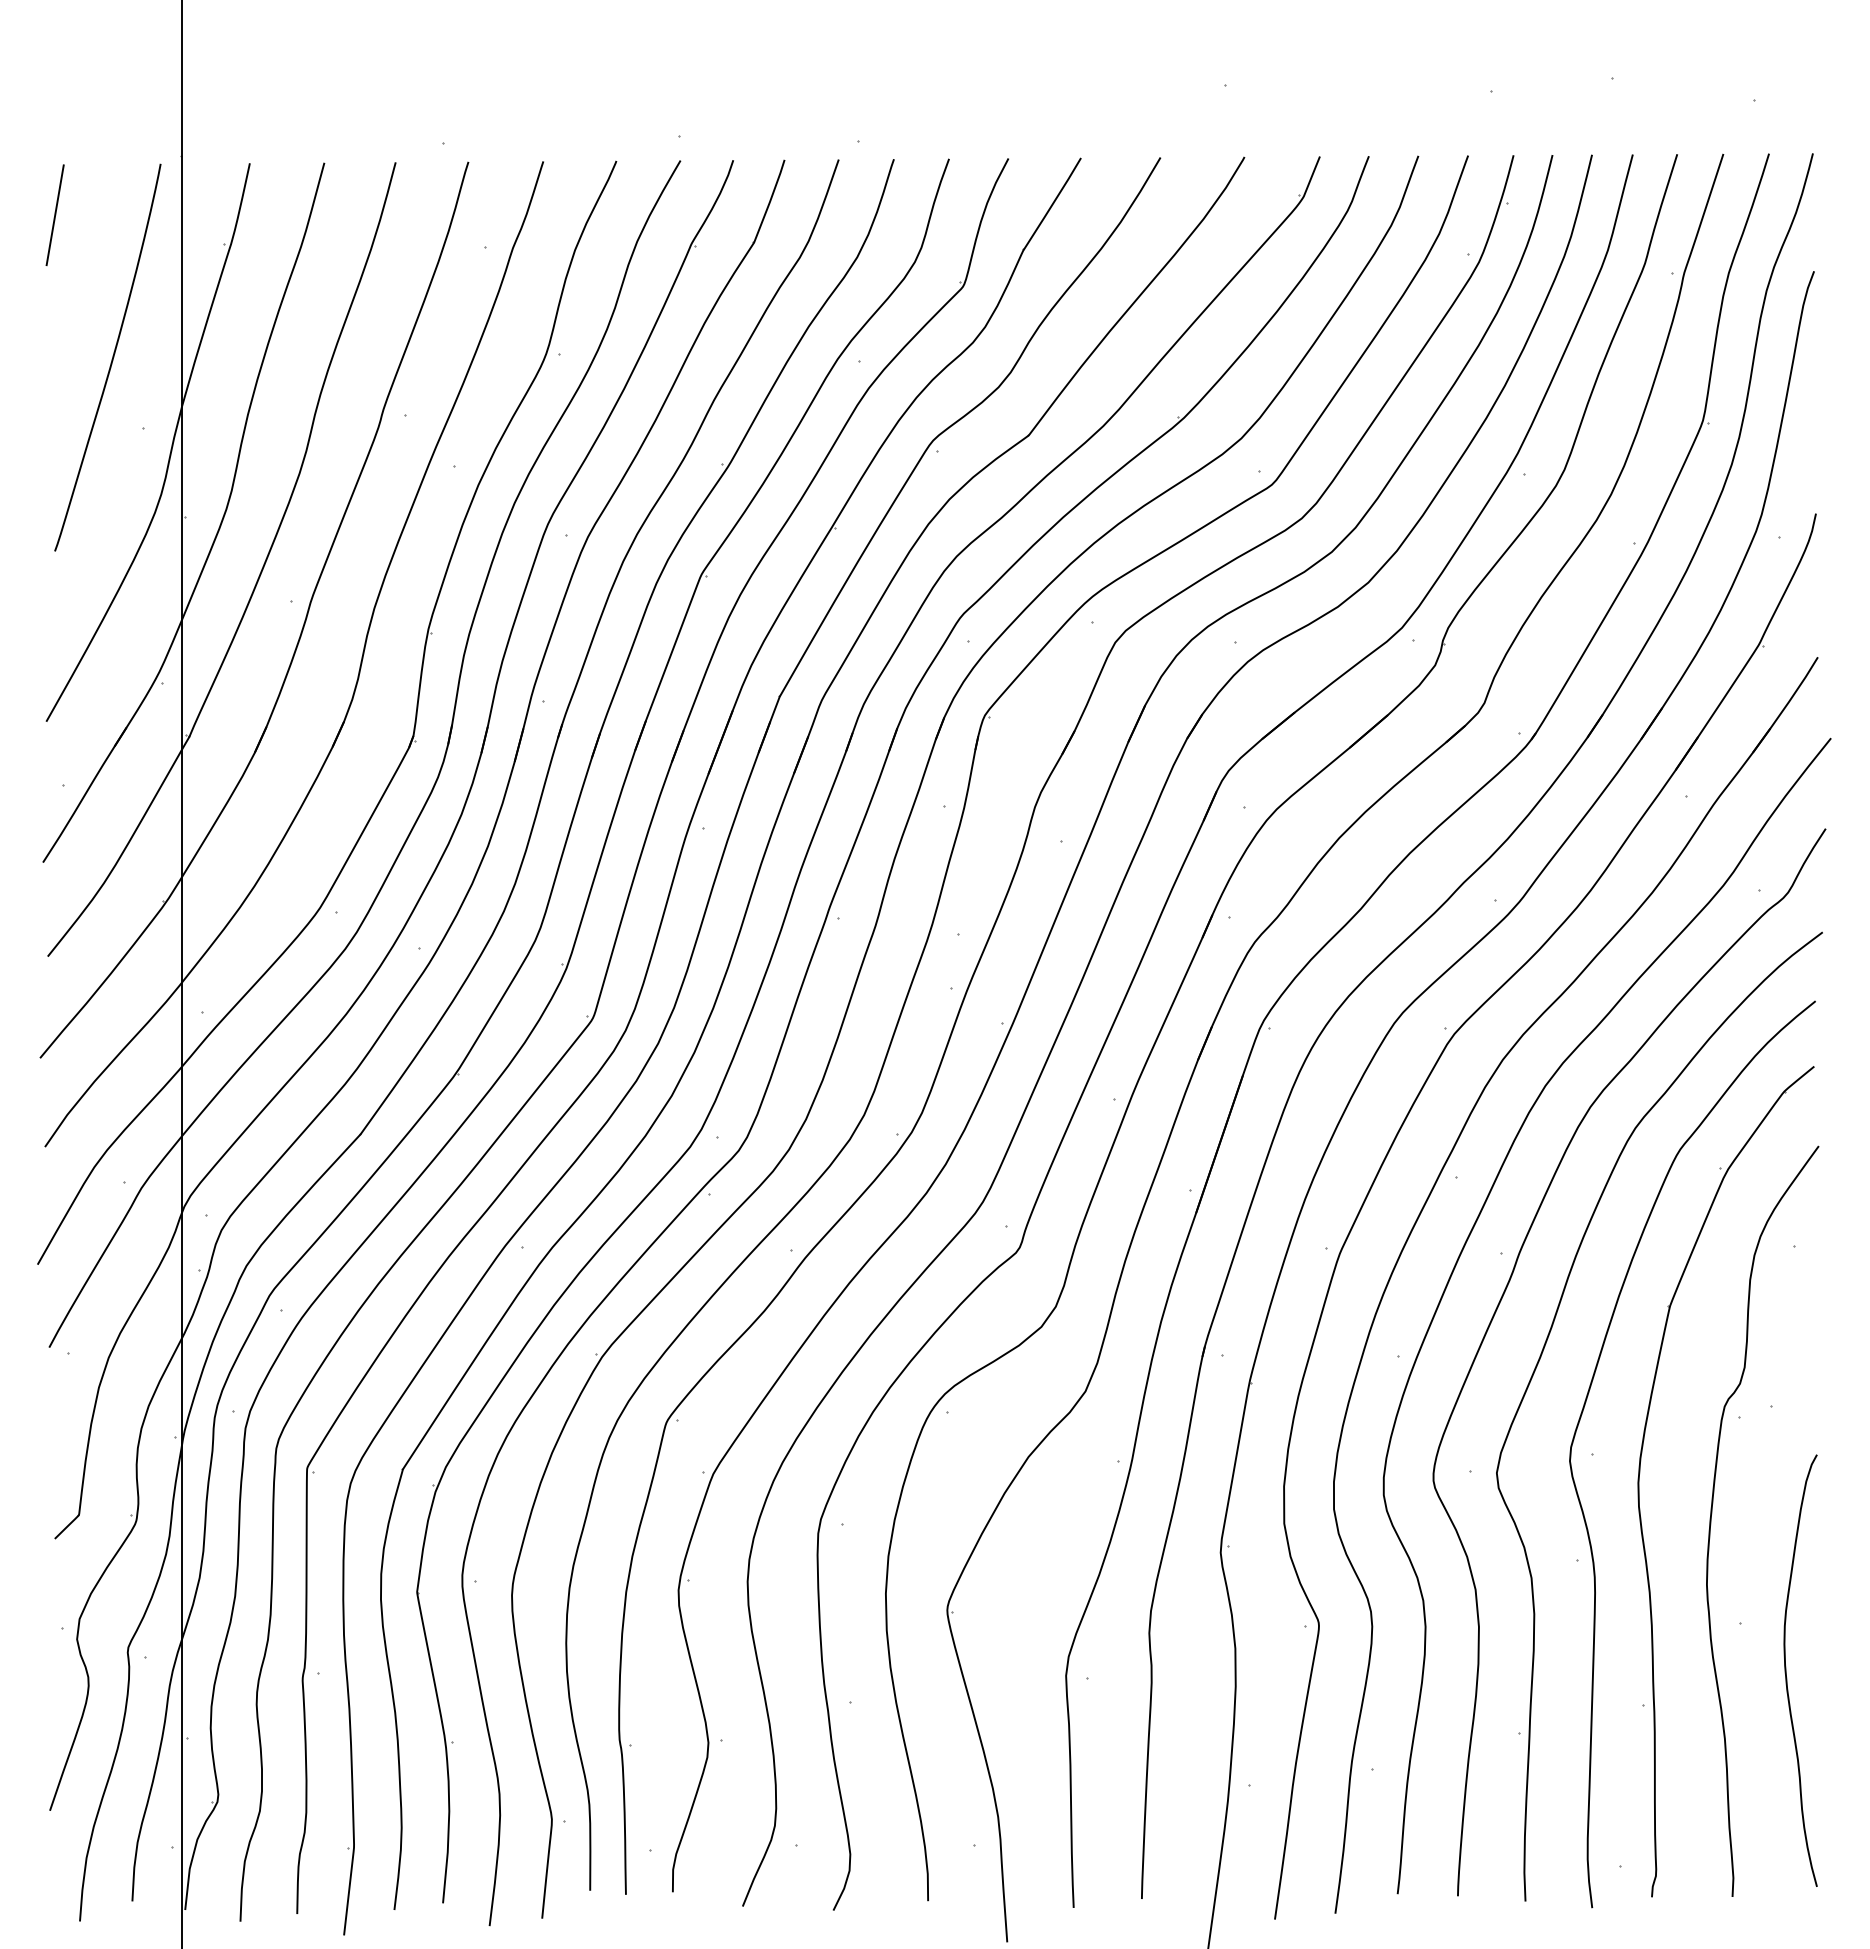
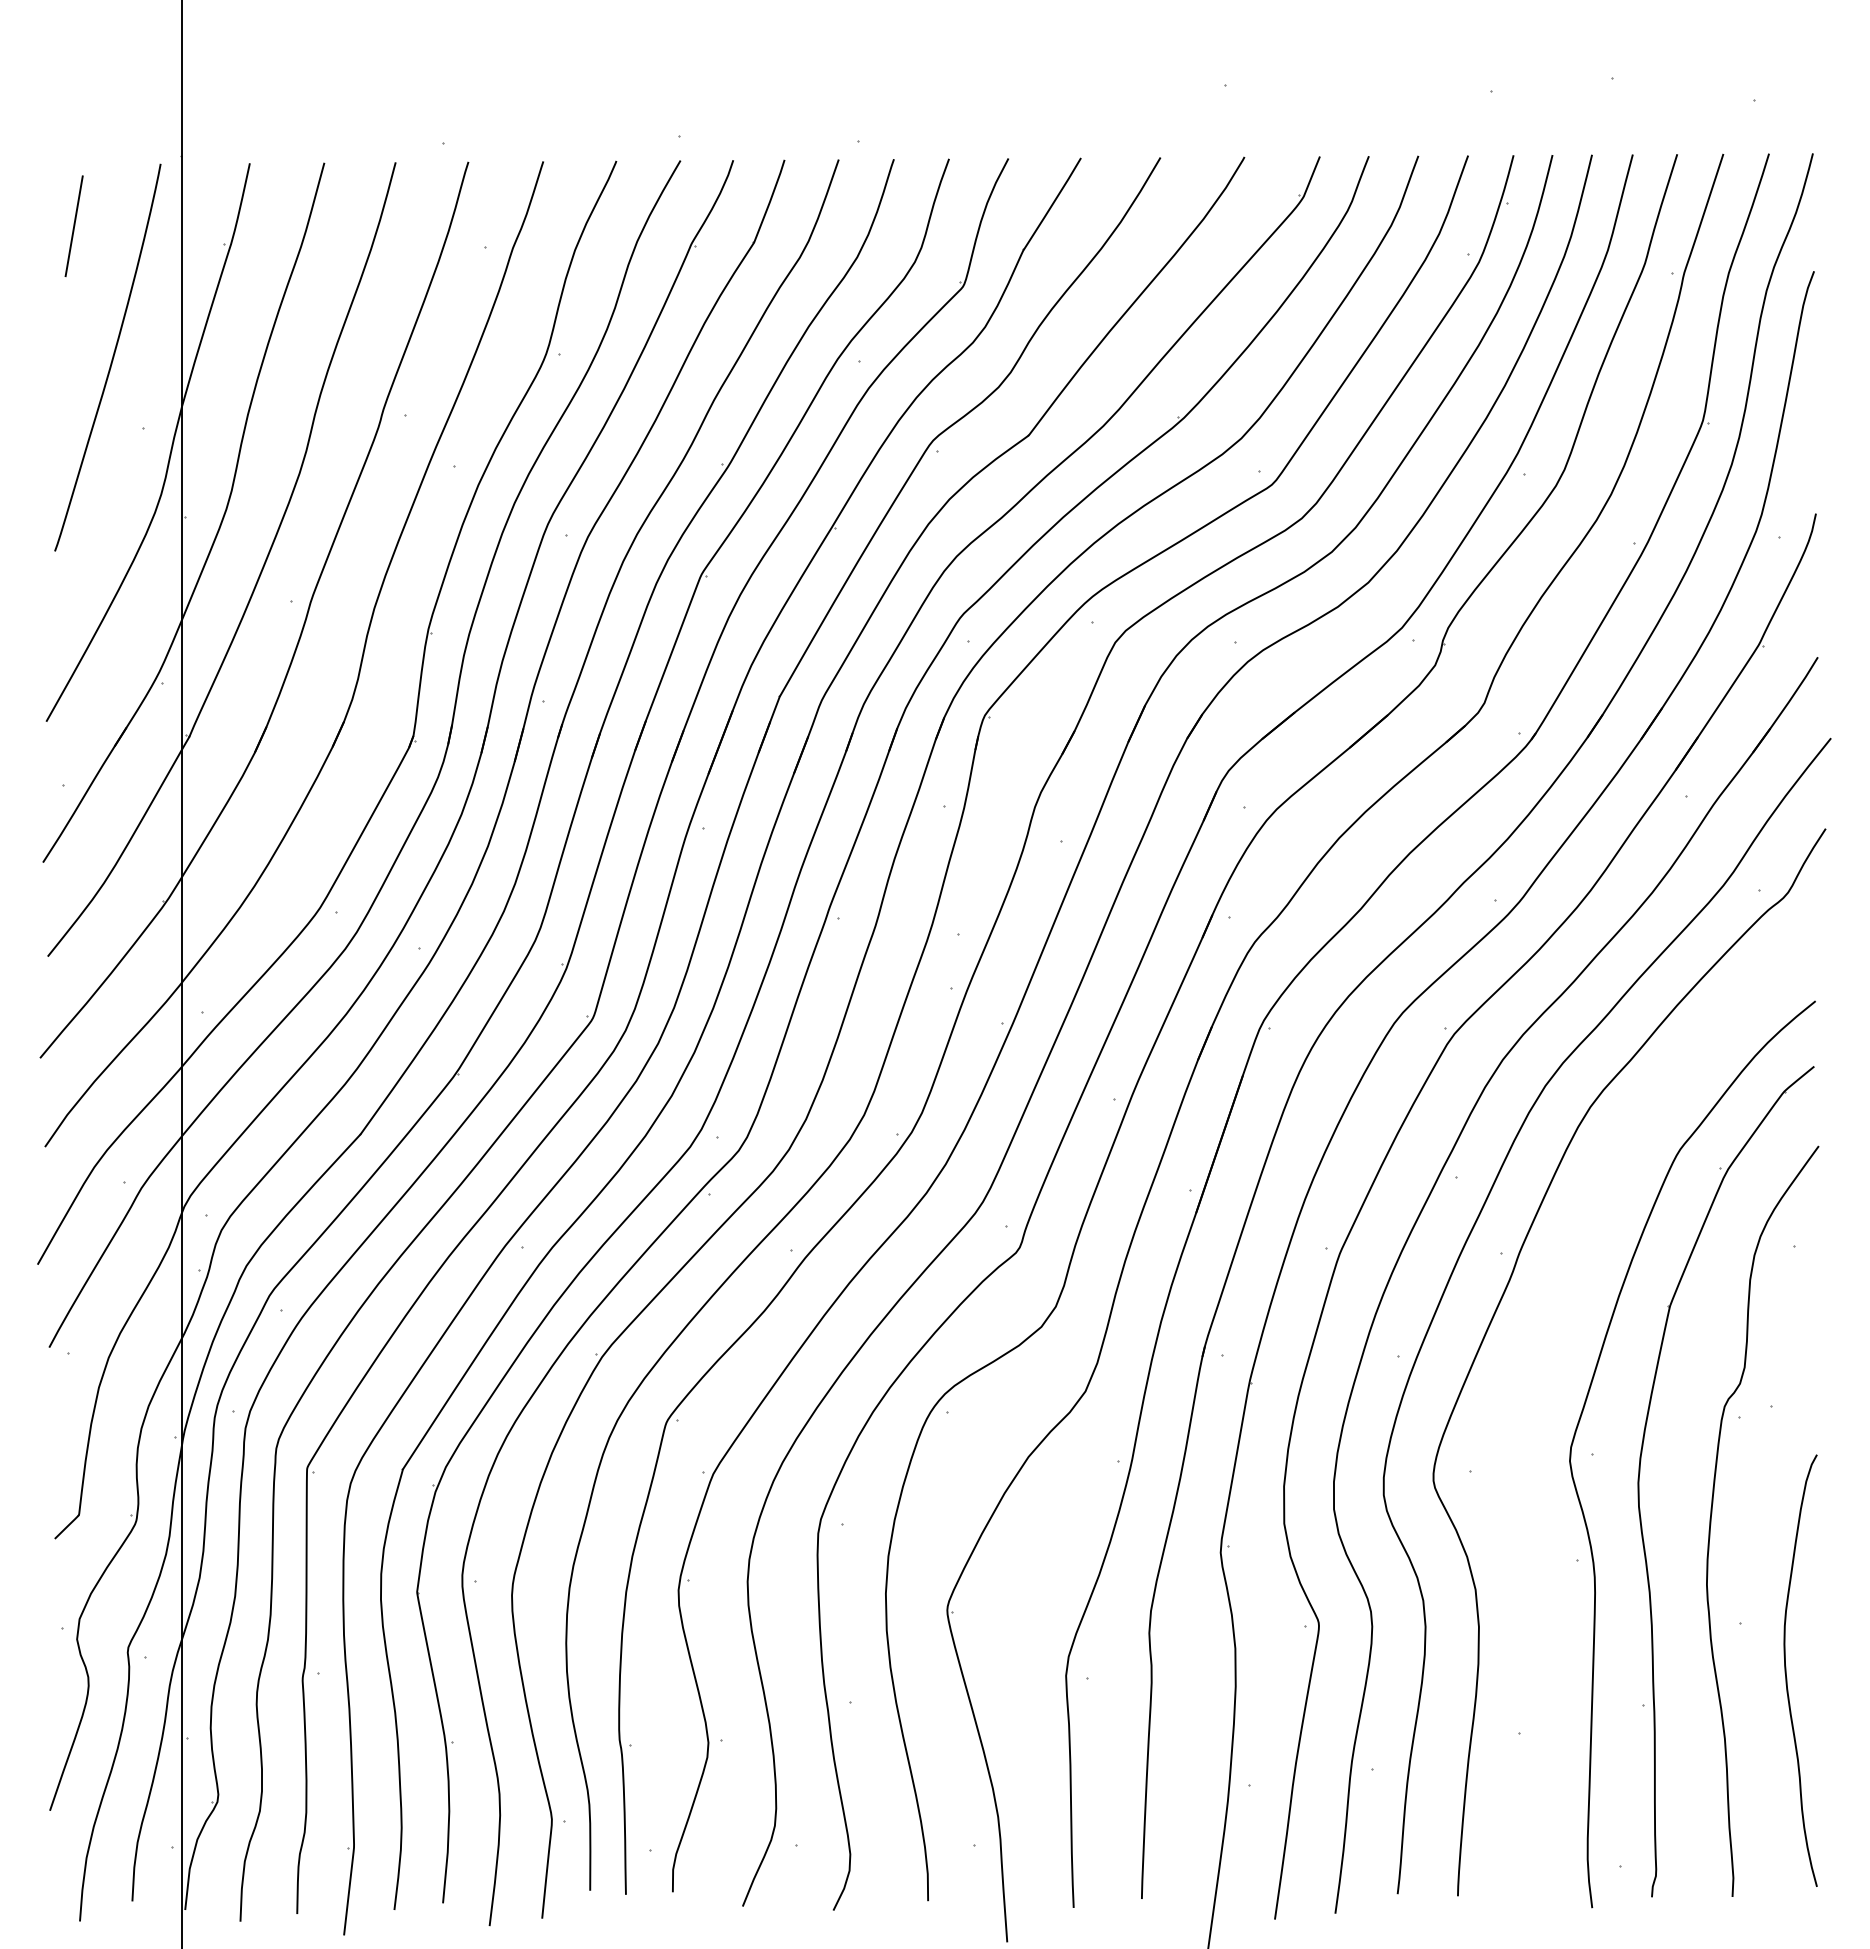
line position: (54, 214) -> (73, 225) (73, 225)
curve: present -> none (1539, 1362)
